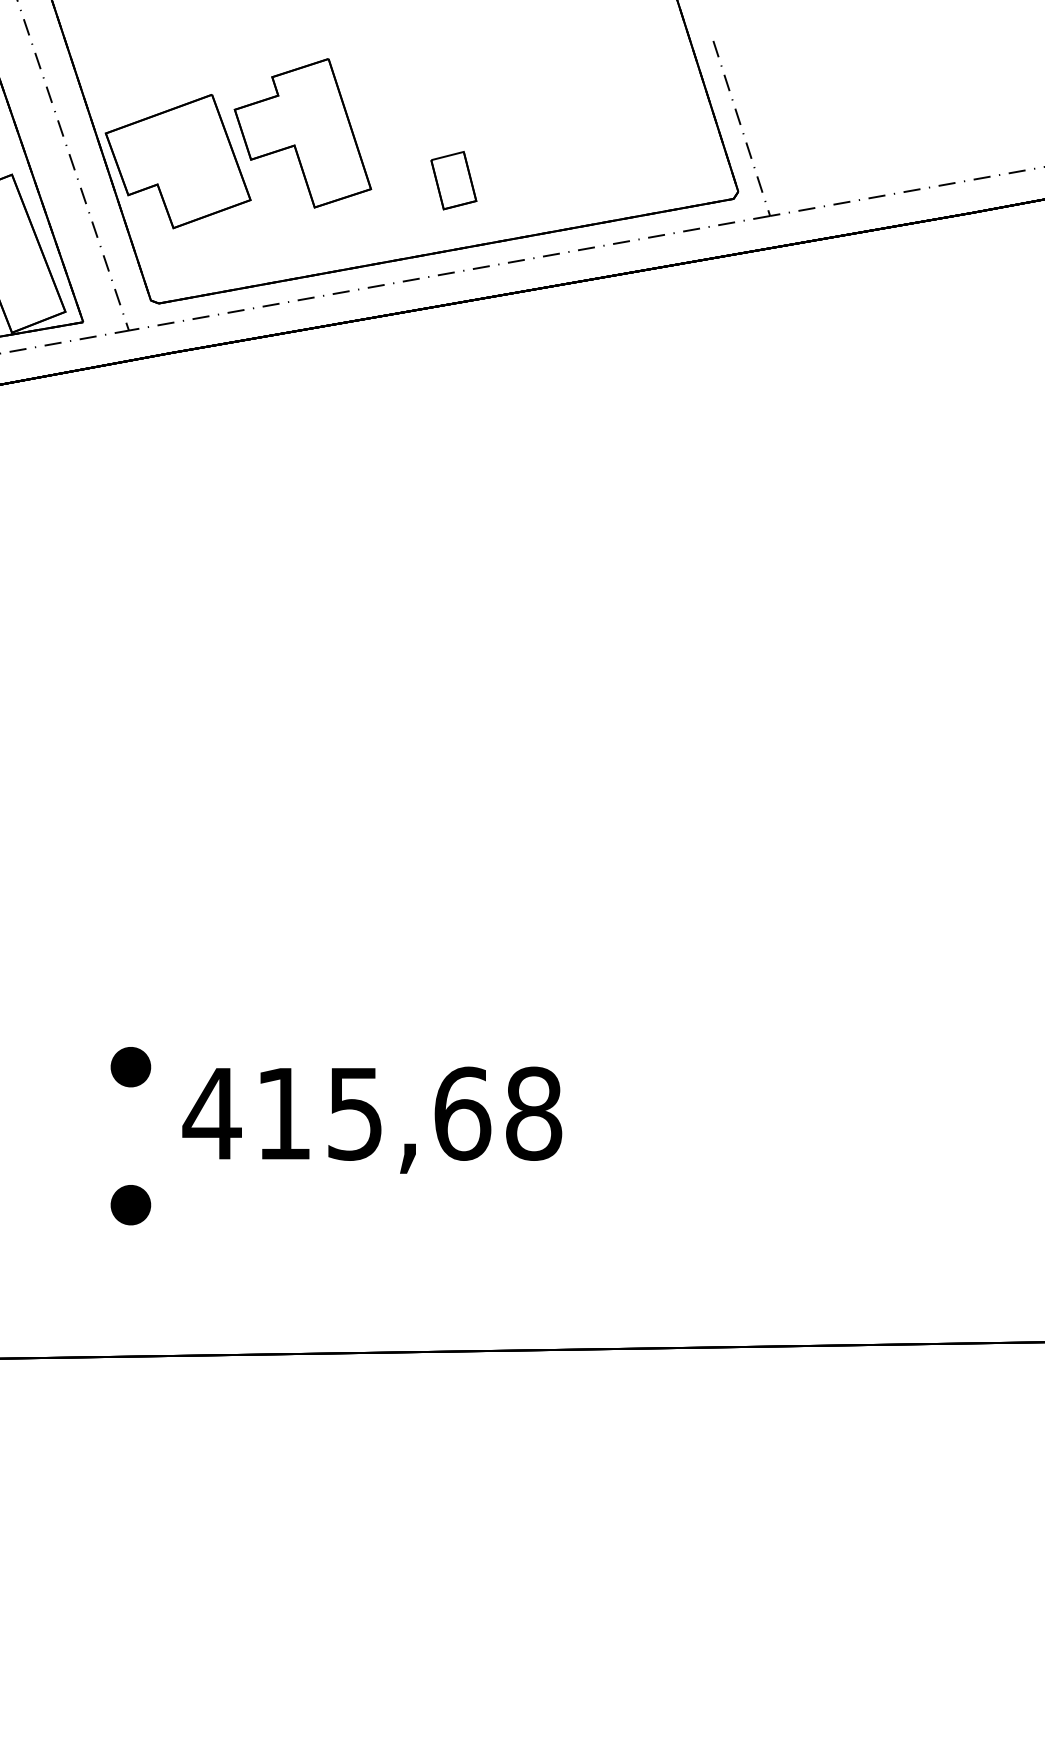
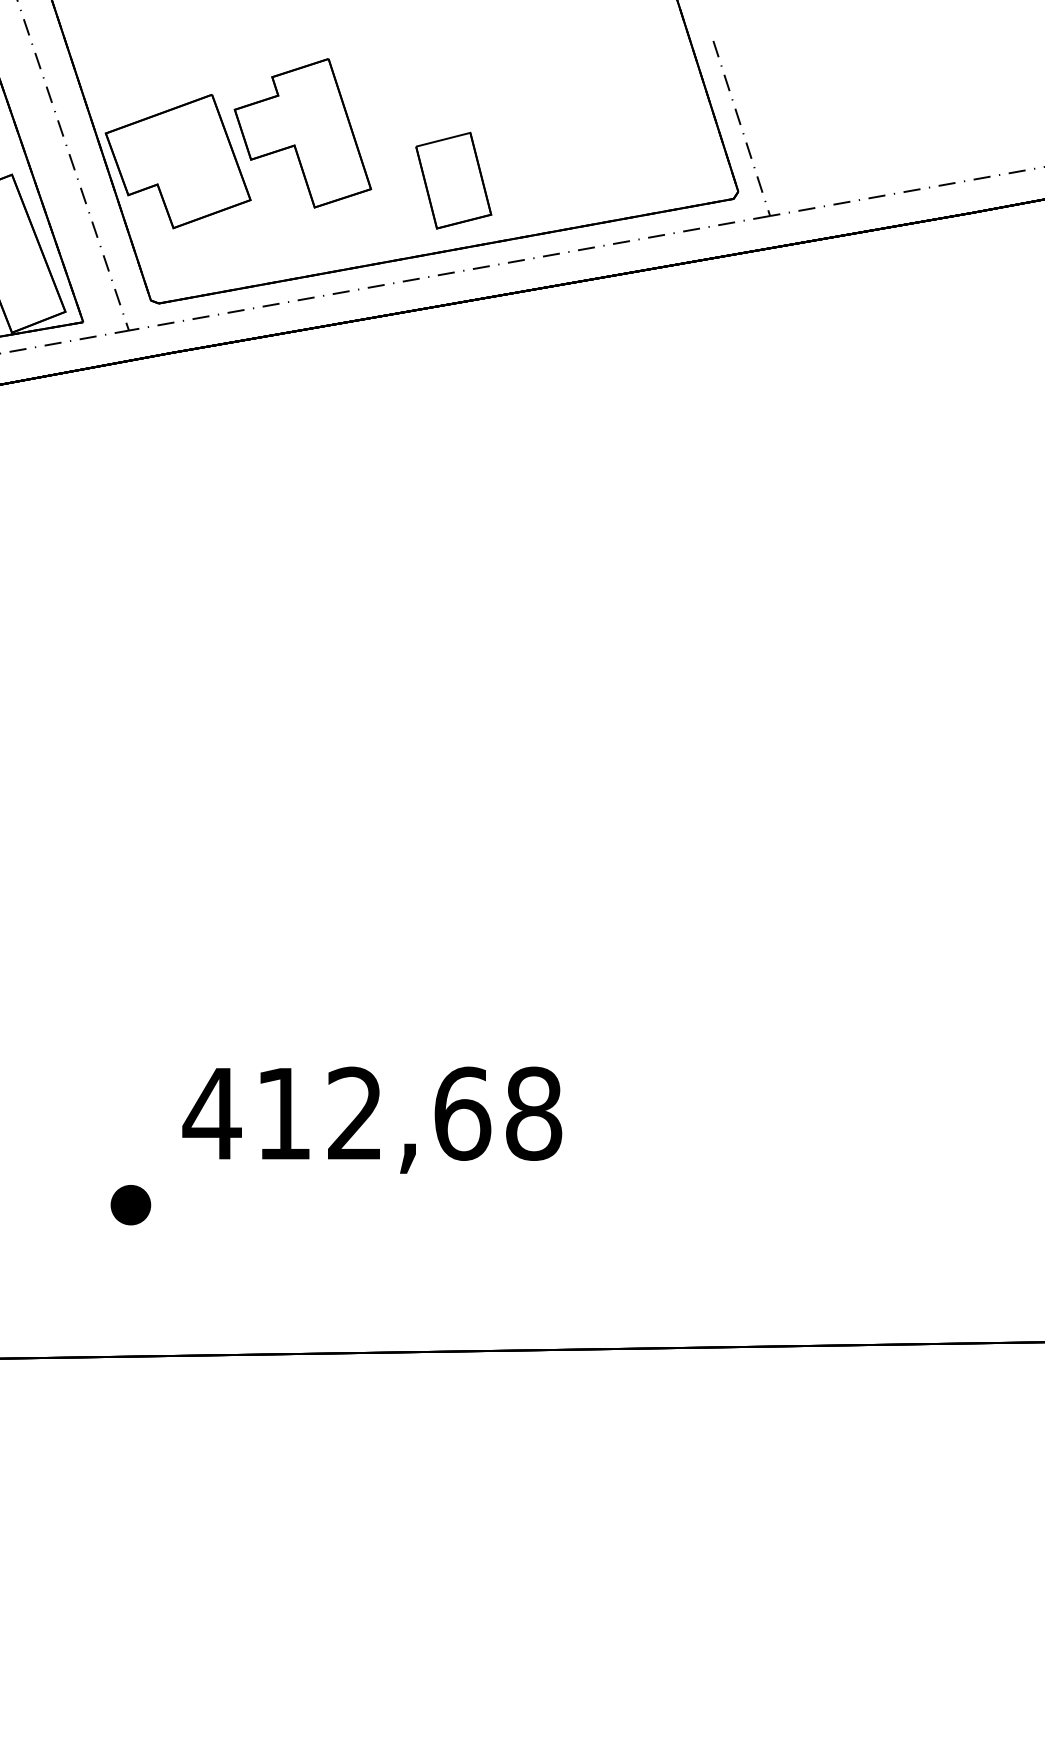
part size: 48x60 px -> 78x99 px (453, 180)
part: present -> none (130, 1067)
text: 415,68 -> 412,68 (354, 1113)
